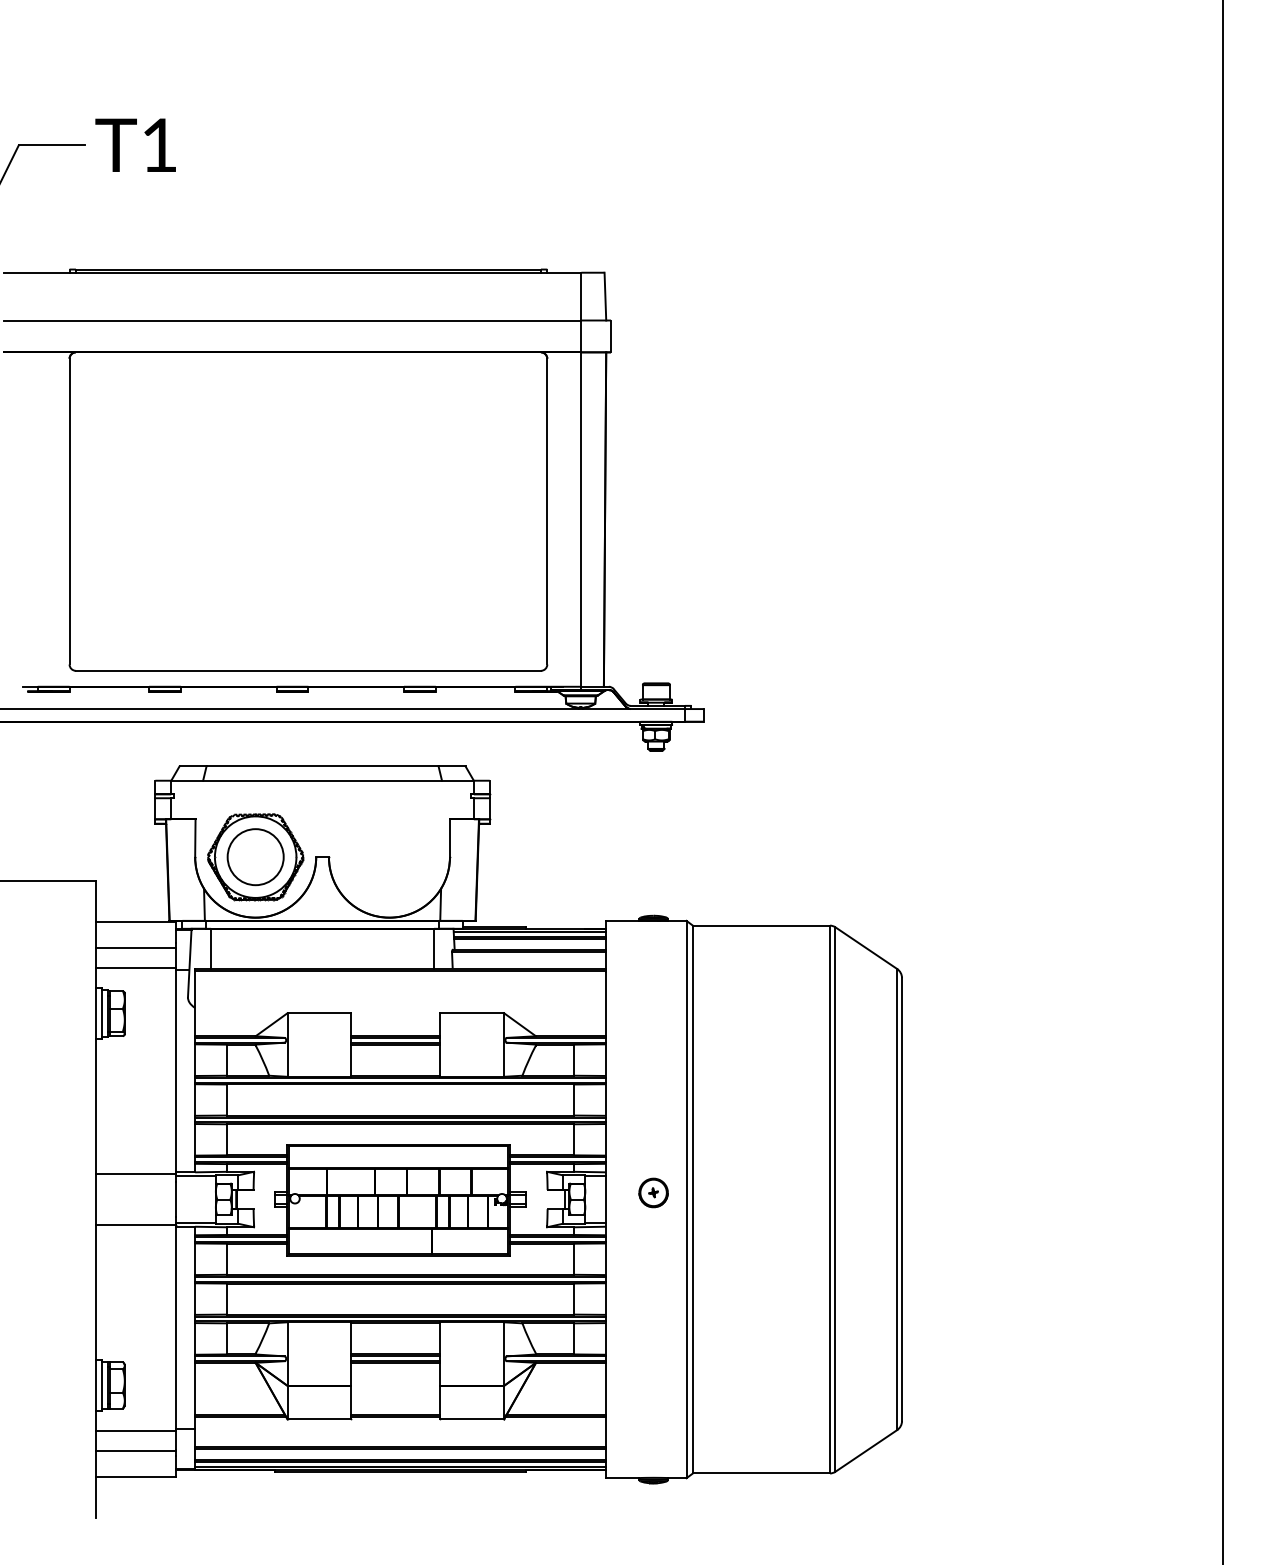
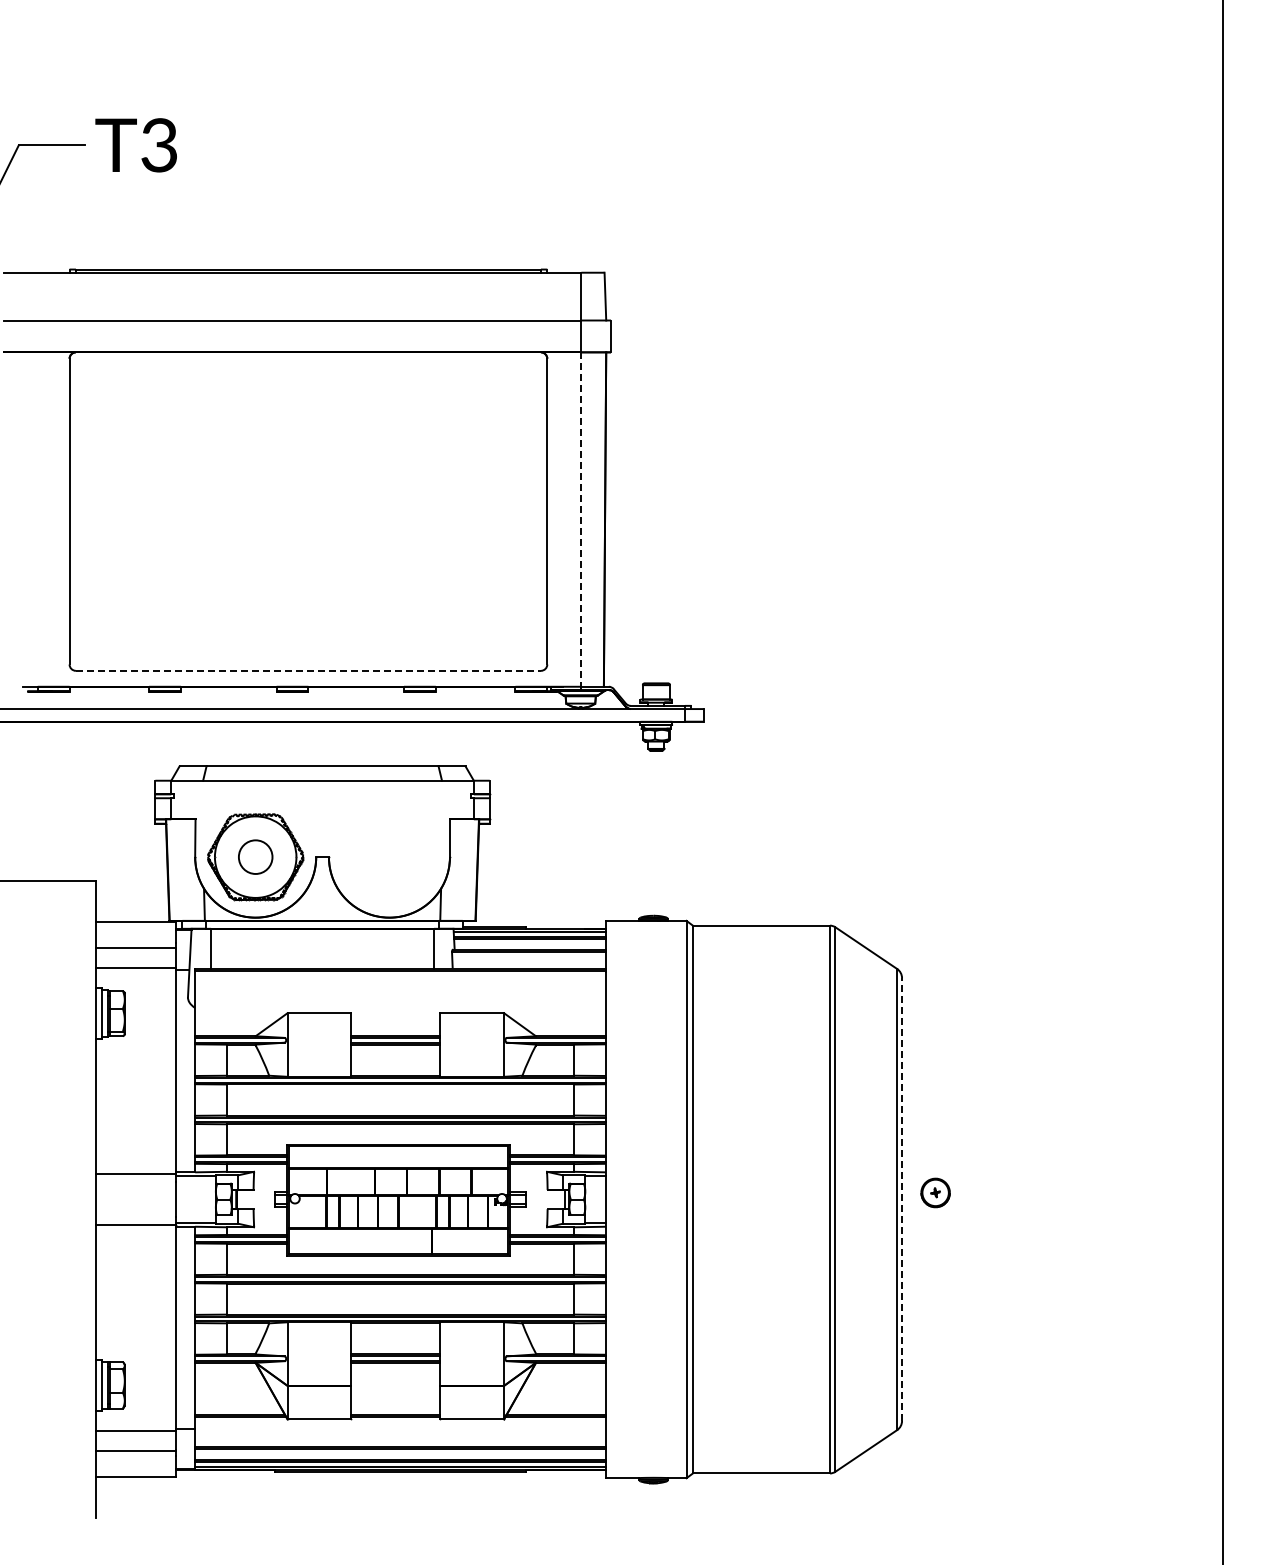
text: T1 -> T3 (158, 145)
line: solid -> dashed (581, 520)
line: solid -> dashed (308, 670)
circle diameter: 56 px -> 34 px (255, 856)
part position: (653, 1192) -> (935, 1192) (935, 1192)
line: solid -> dashed (902, 1199)
